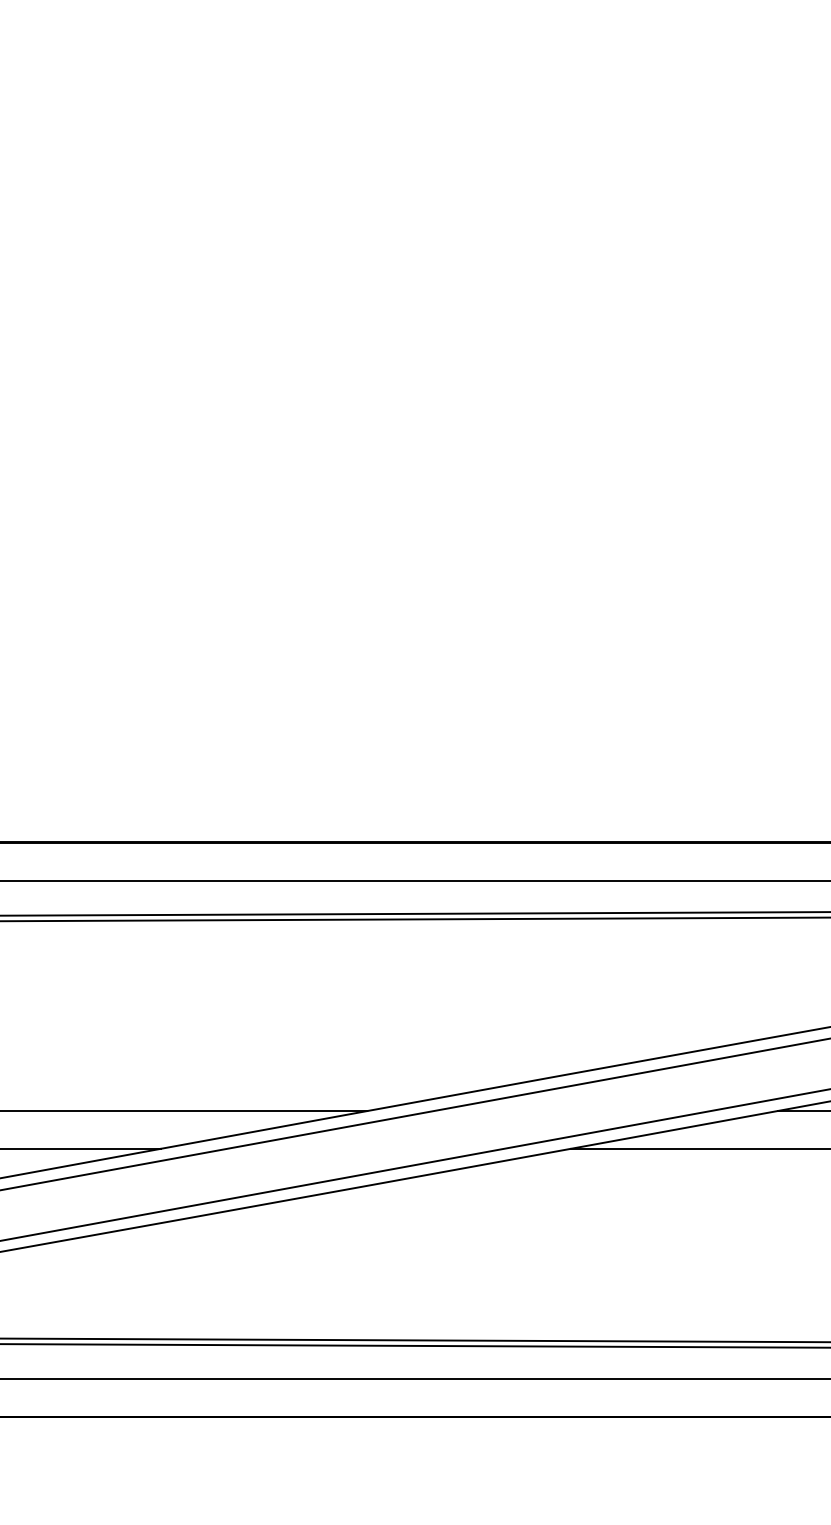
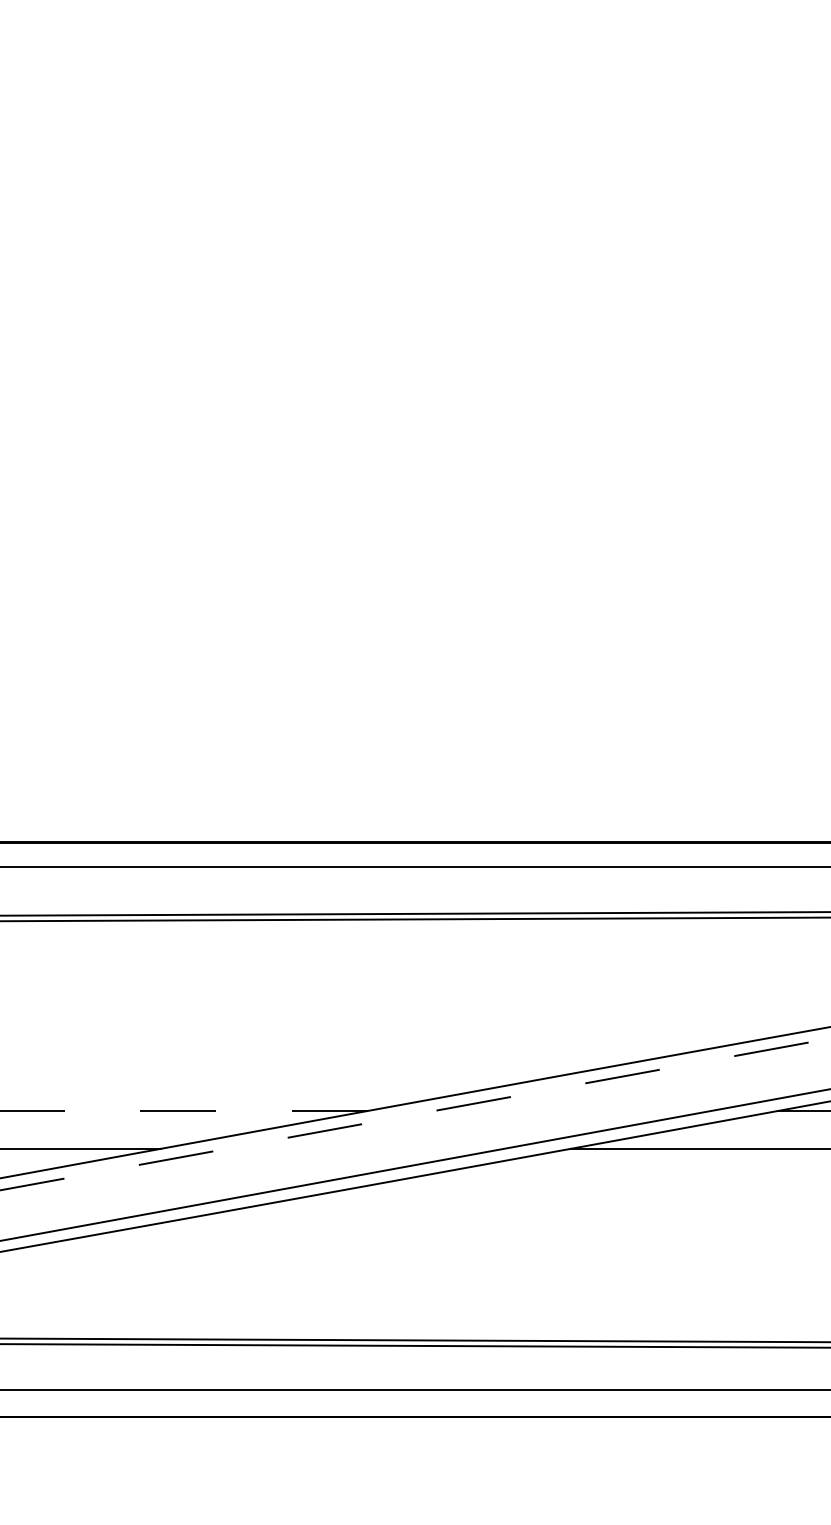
line position: (414, 880) -> (414, 866) (414, 866)
line: solid -> dashed (183, 1111)
line: solid -> dashed (415, 1114)
line position: (414, 1379) -> (414, 1390) (414, 1390)
